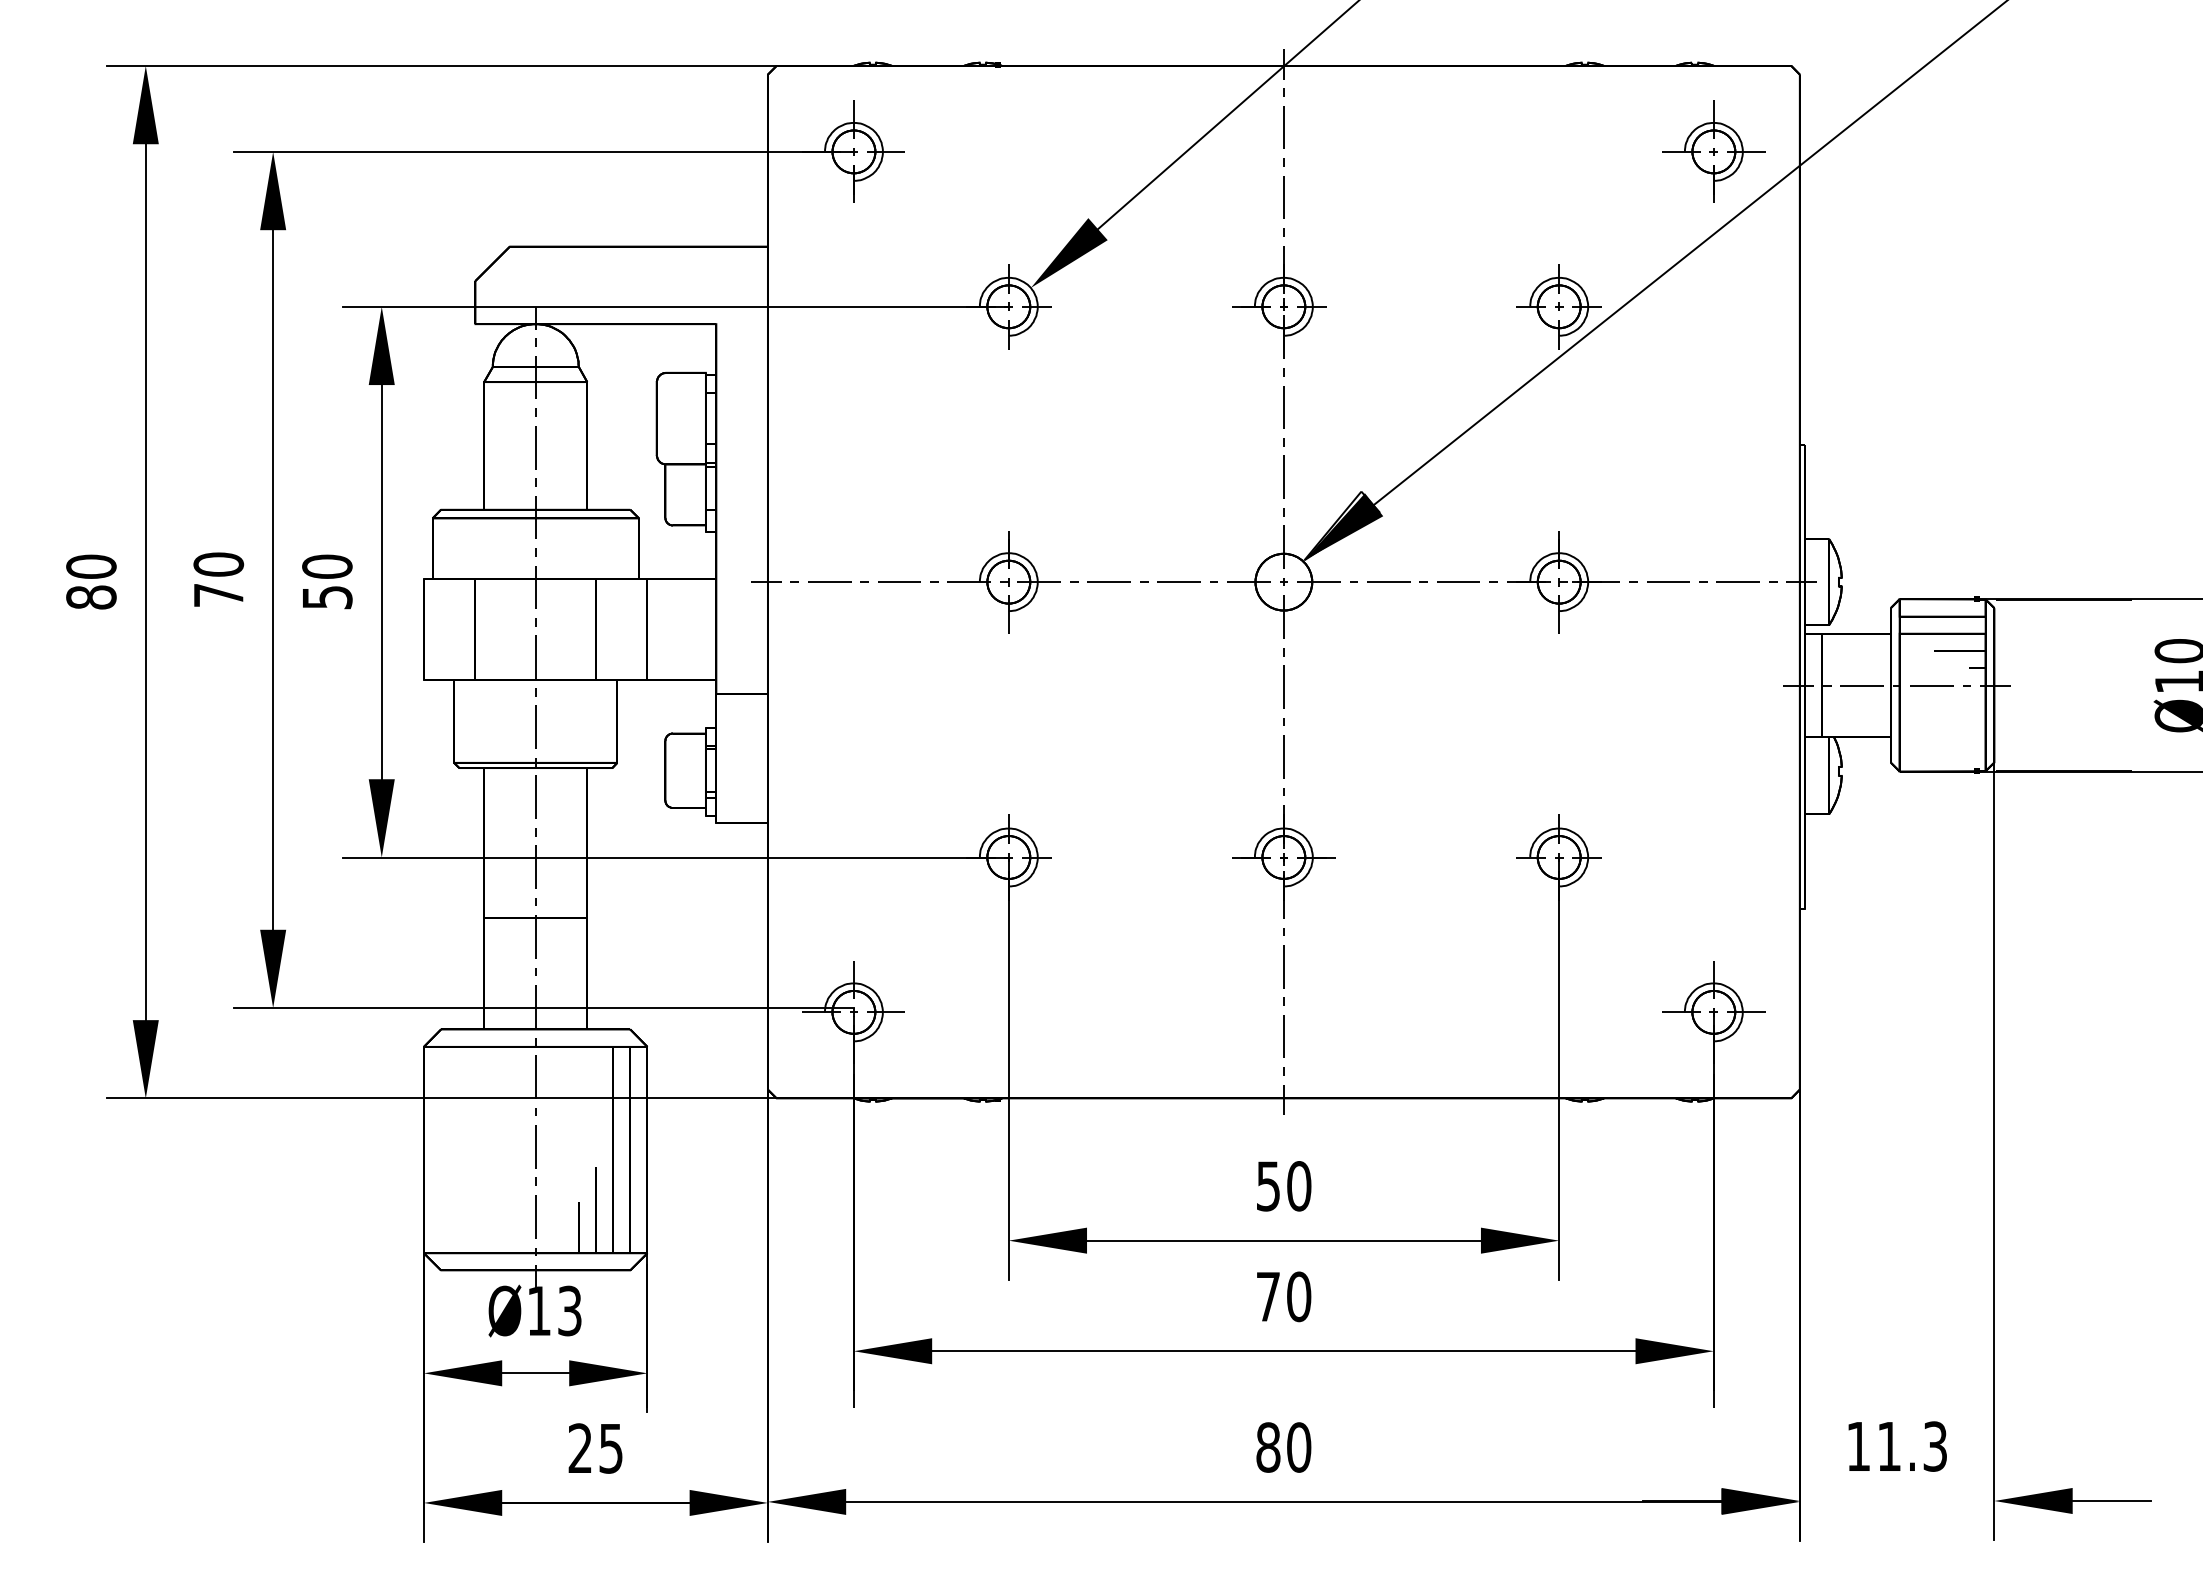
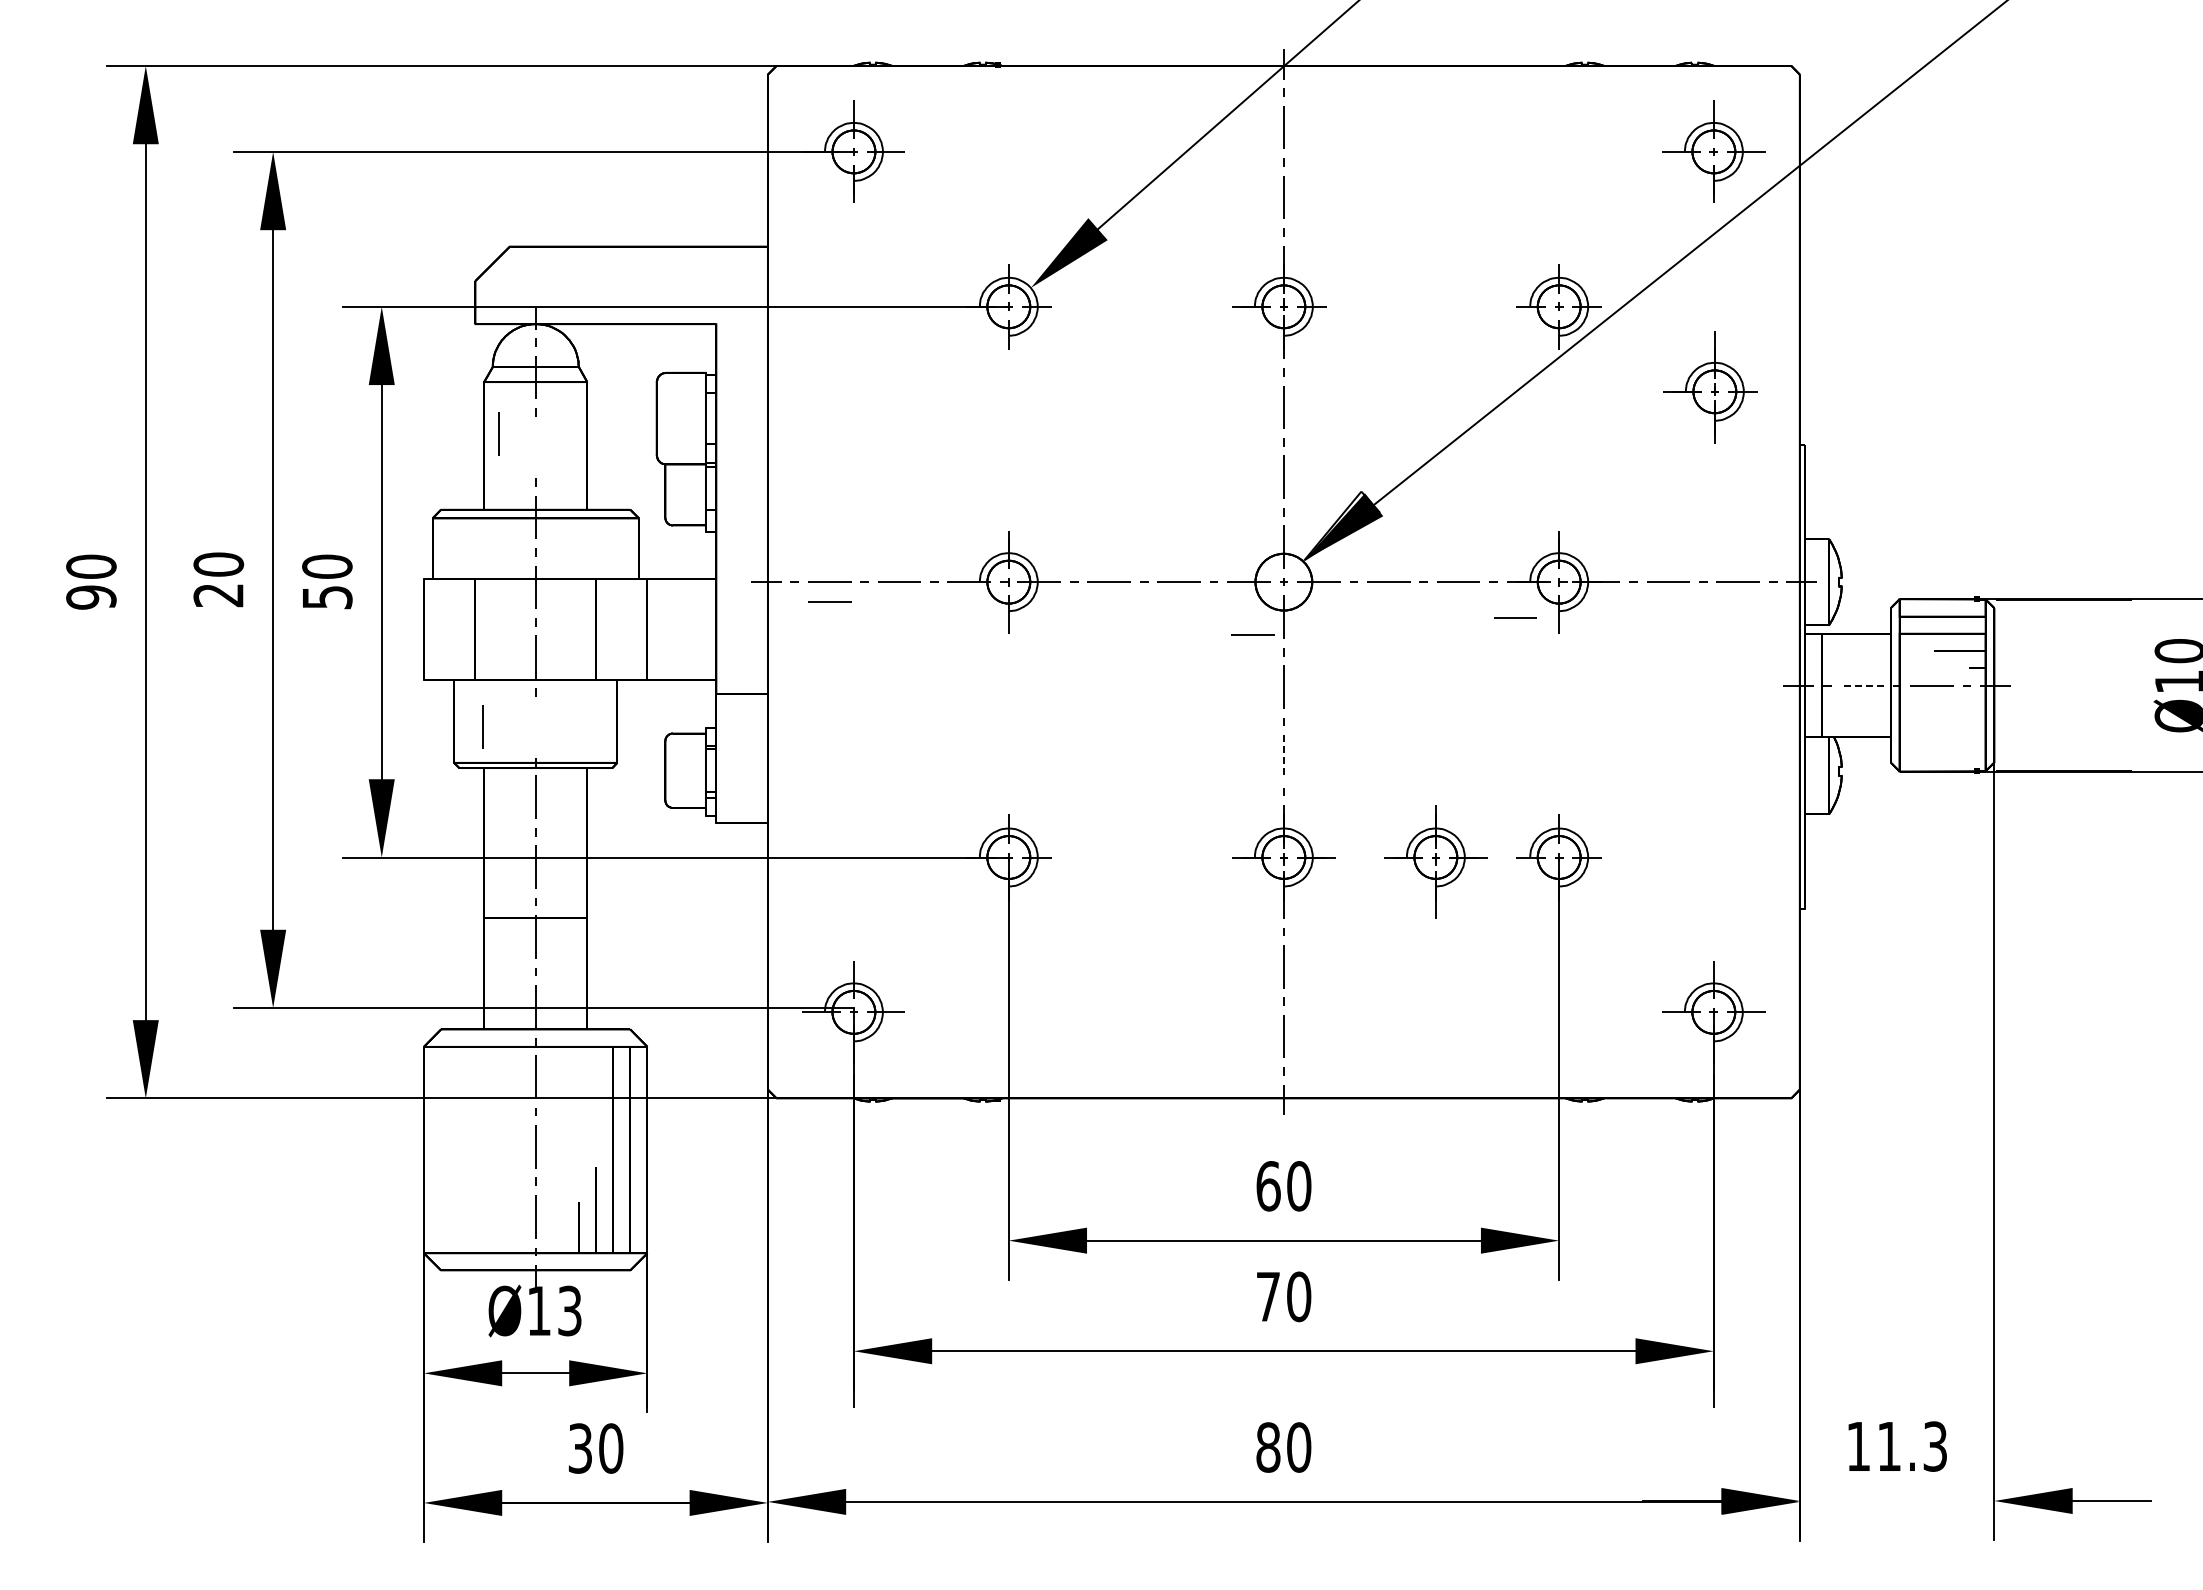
part: none -> present (1710, 387)
line position: (535, 447) -> (498, 433) (498, 433)
text: 70 -> 20 (218, 595)
text: 80 -> 90 (91, 597)
line: none -> present (829, 601)
line: none -> present (1515, 617)
line: none -> present (1252, 634)
line: solid -> dashed (1862, 685)
line position: (535, 726) -> (482, 726) (482, 726)
line: solid -> dashed (1283, 756)
part: none -> present (1435, 861)
text: 50 -> 60 (1268, 1186)
text: 25 -> 30 (595, 1448)
